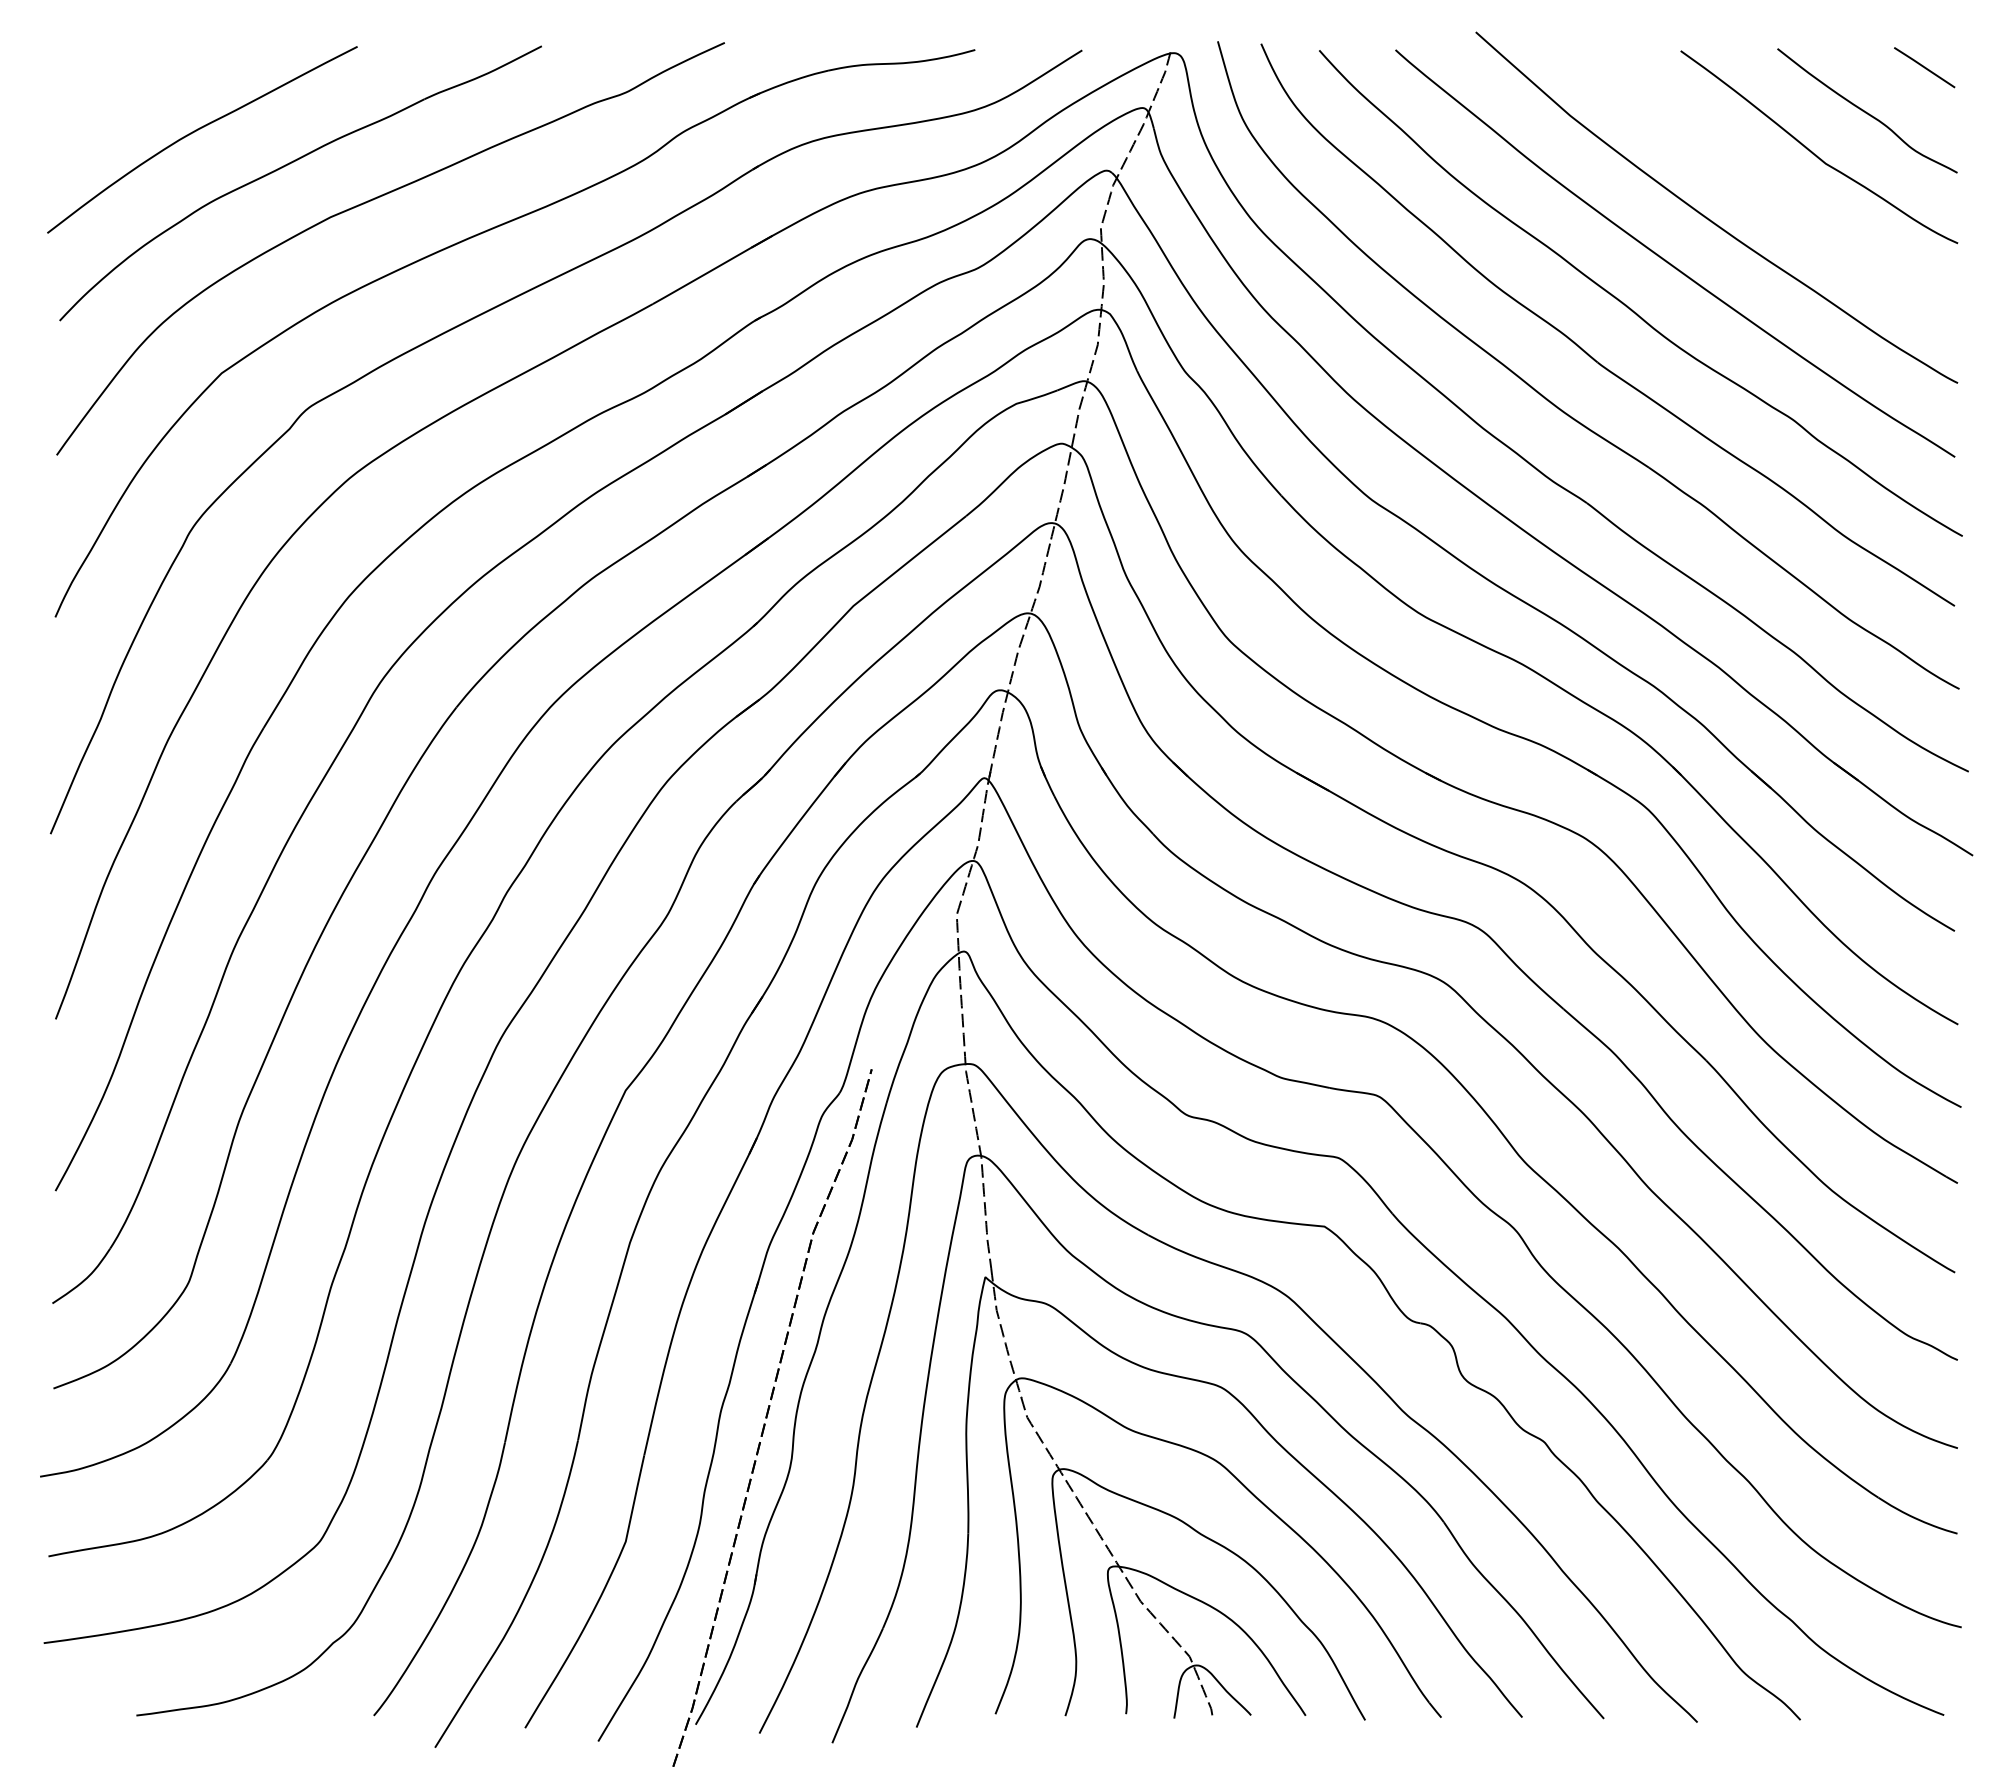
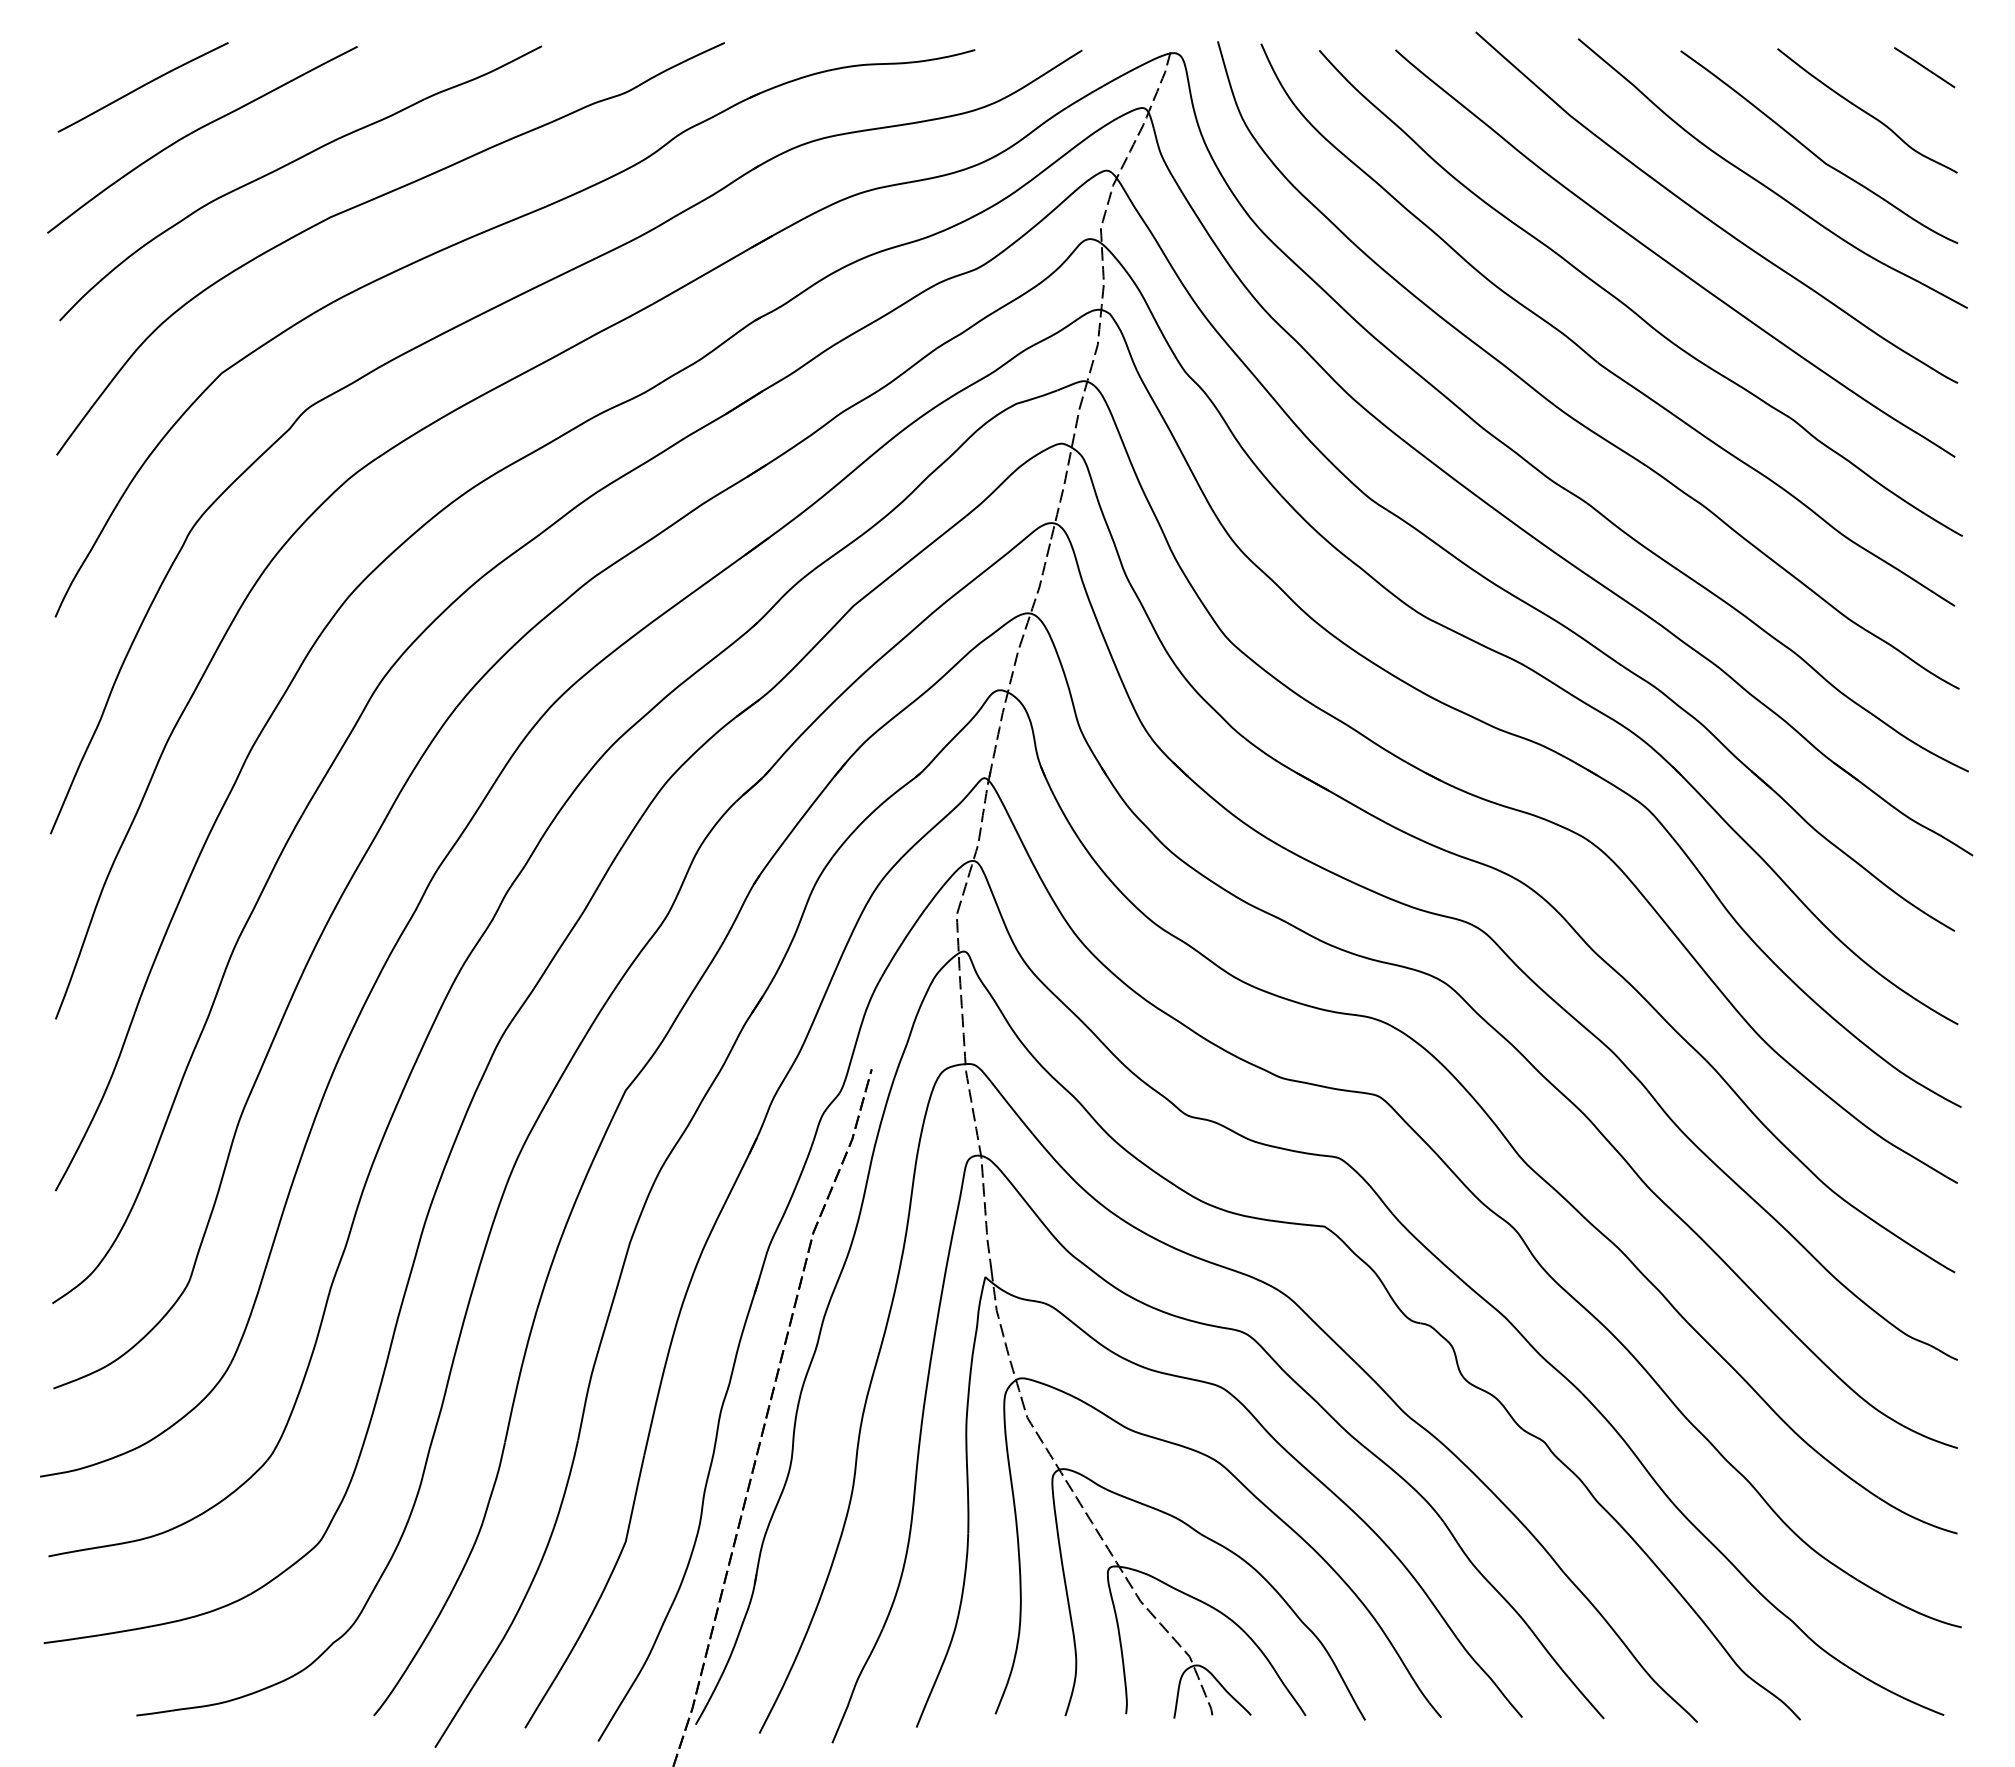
curve: none -> present (142, 87)
curve: none -> present (1766, 185)
